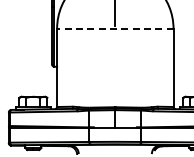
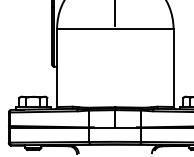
line: dashed -> solid (114, 28)
